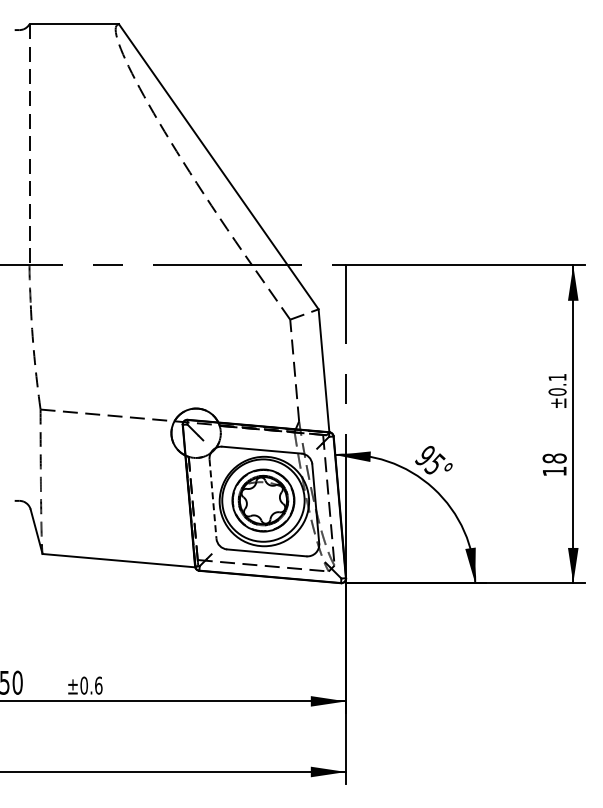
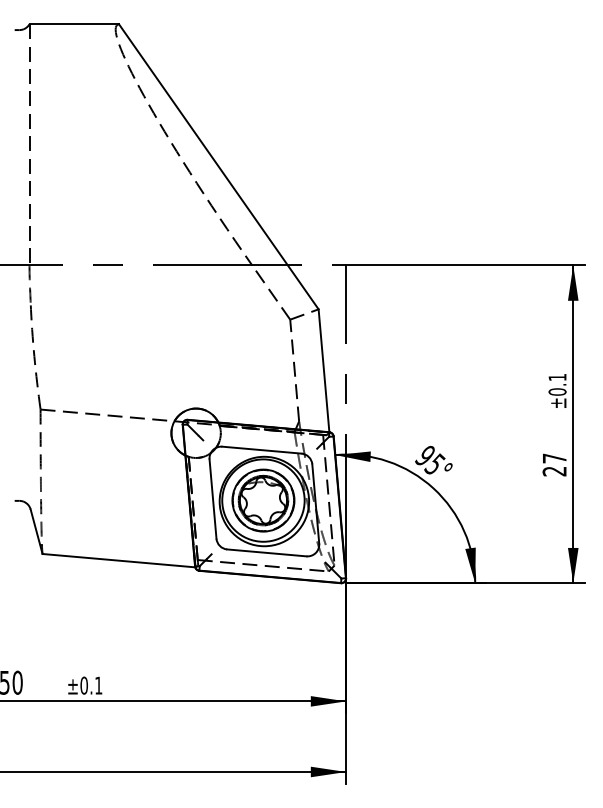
text: 18 -> 27 (554, 464)
line: dashed -> solid (213, 499)
text: ±0.6 -> ±0.1 (98, 685)
